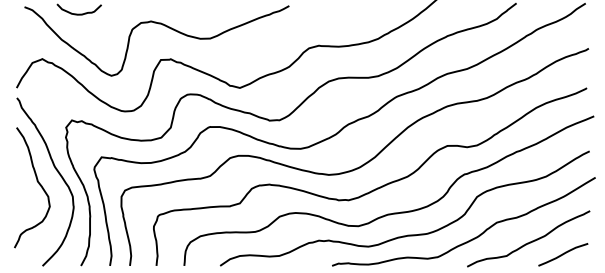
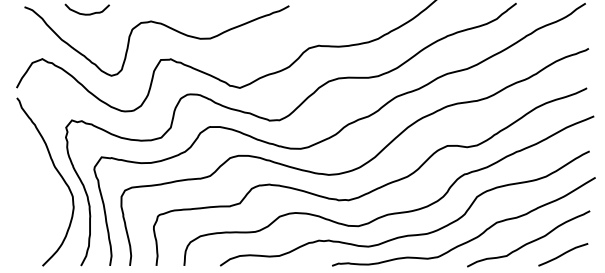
curve position: (78, 13) -> (86, 13) (86, 13)
curve: present -> none (37, 182)
